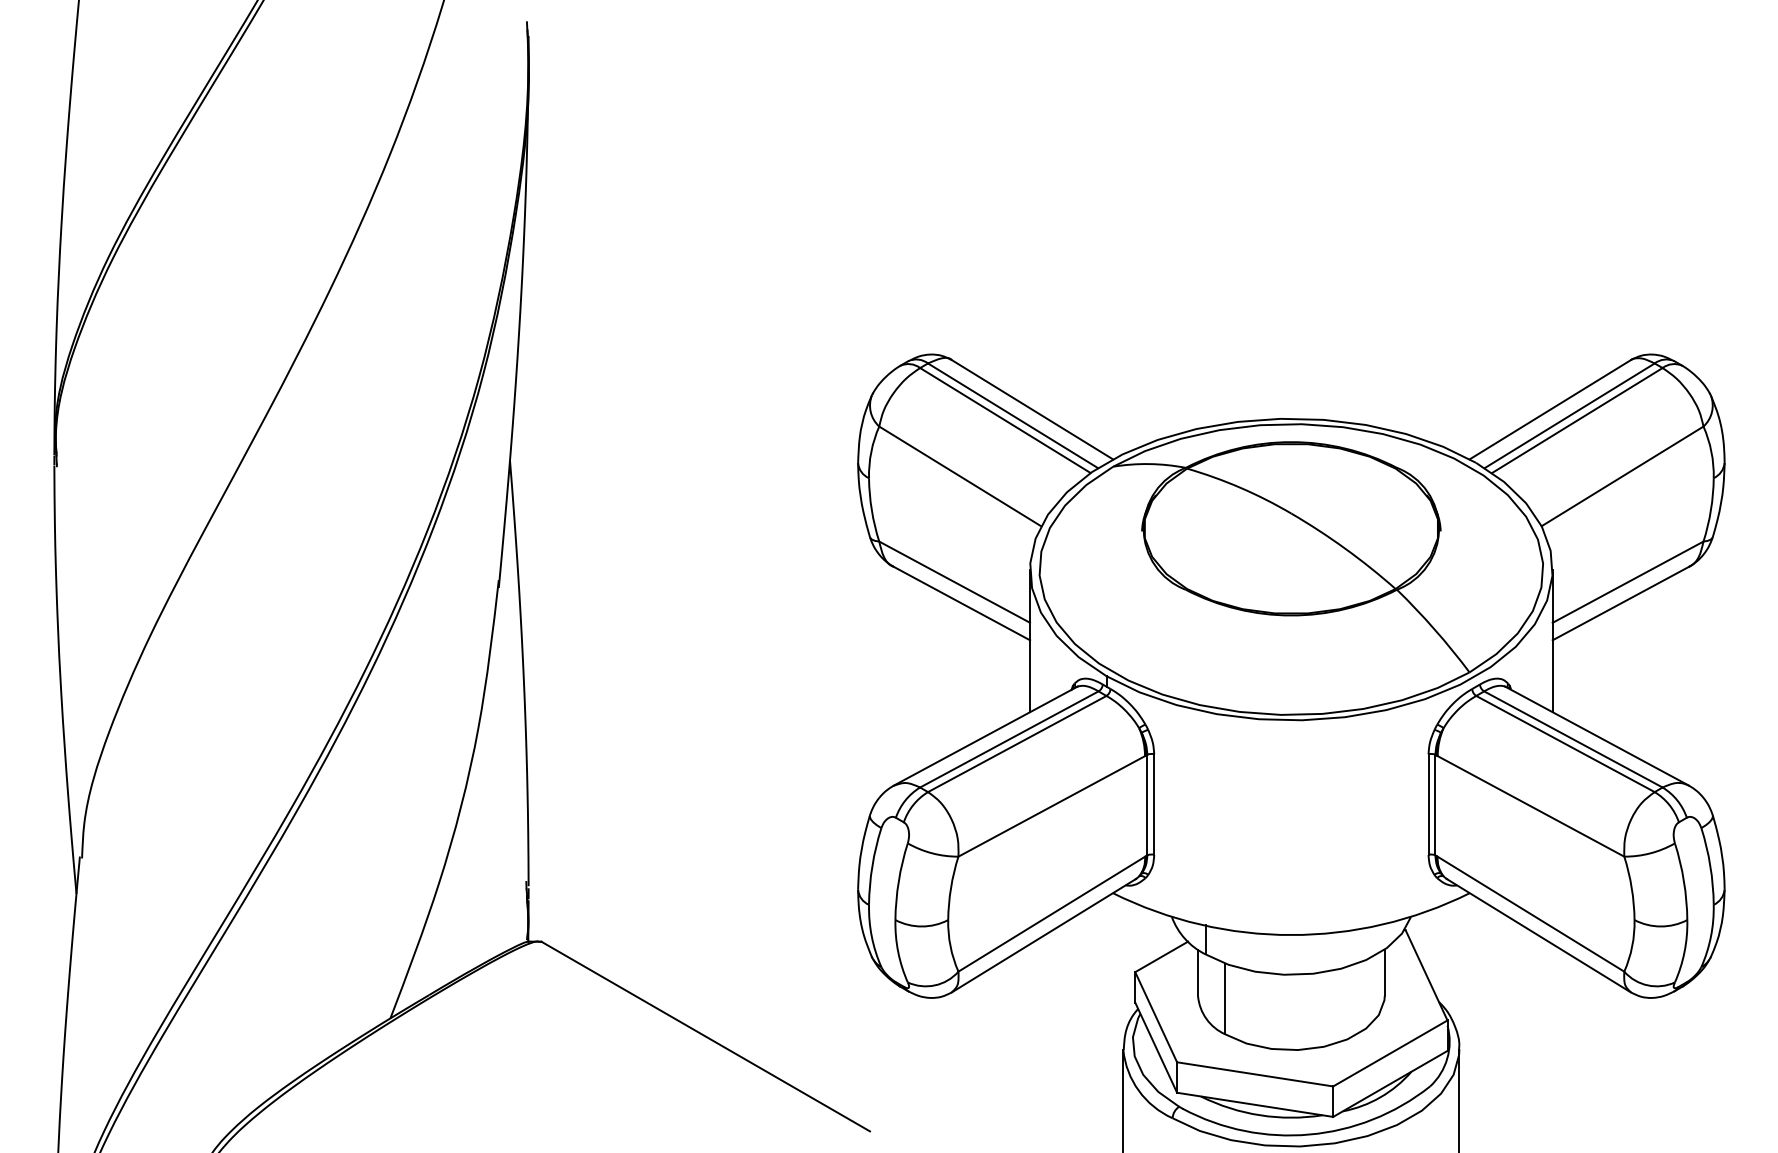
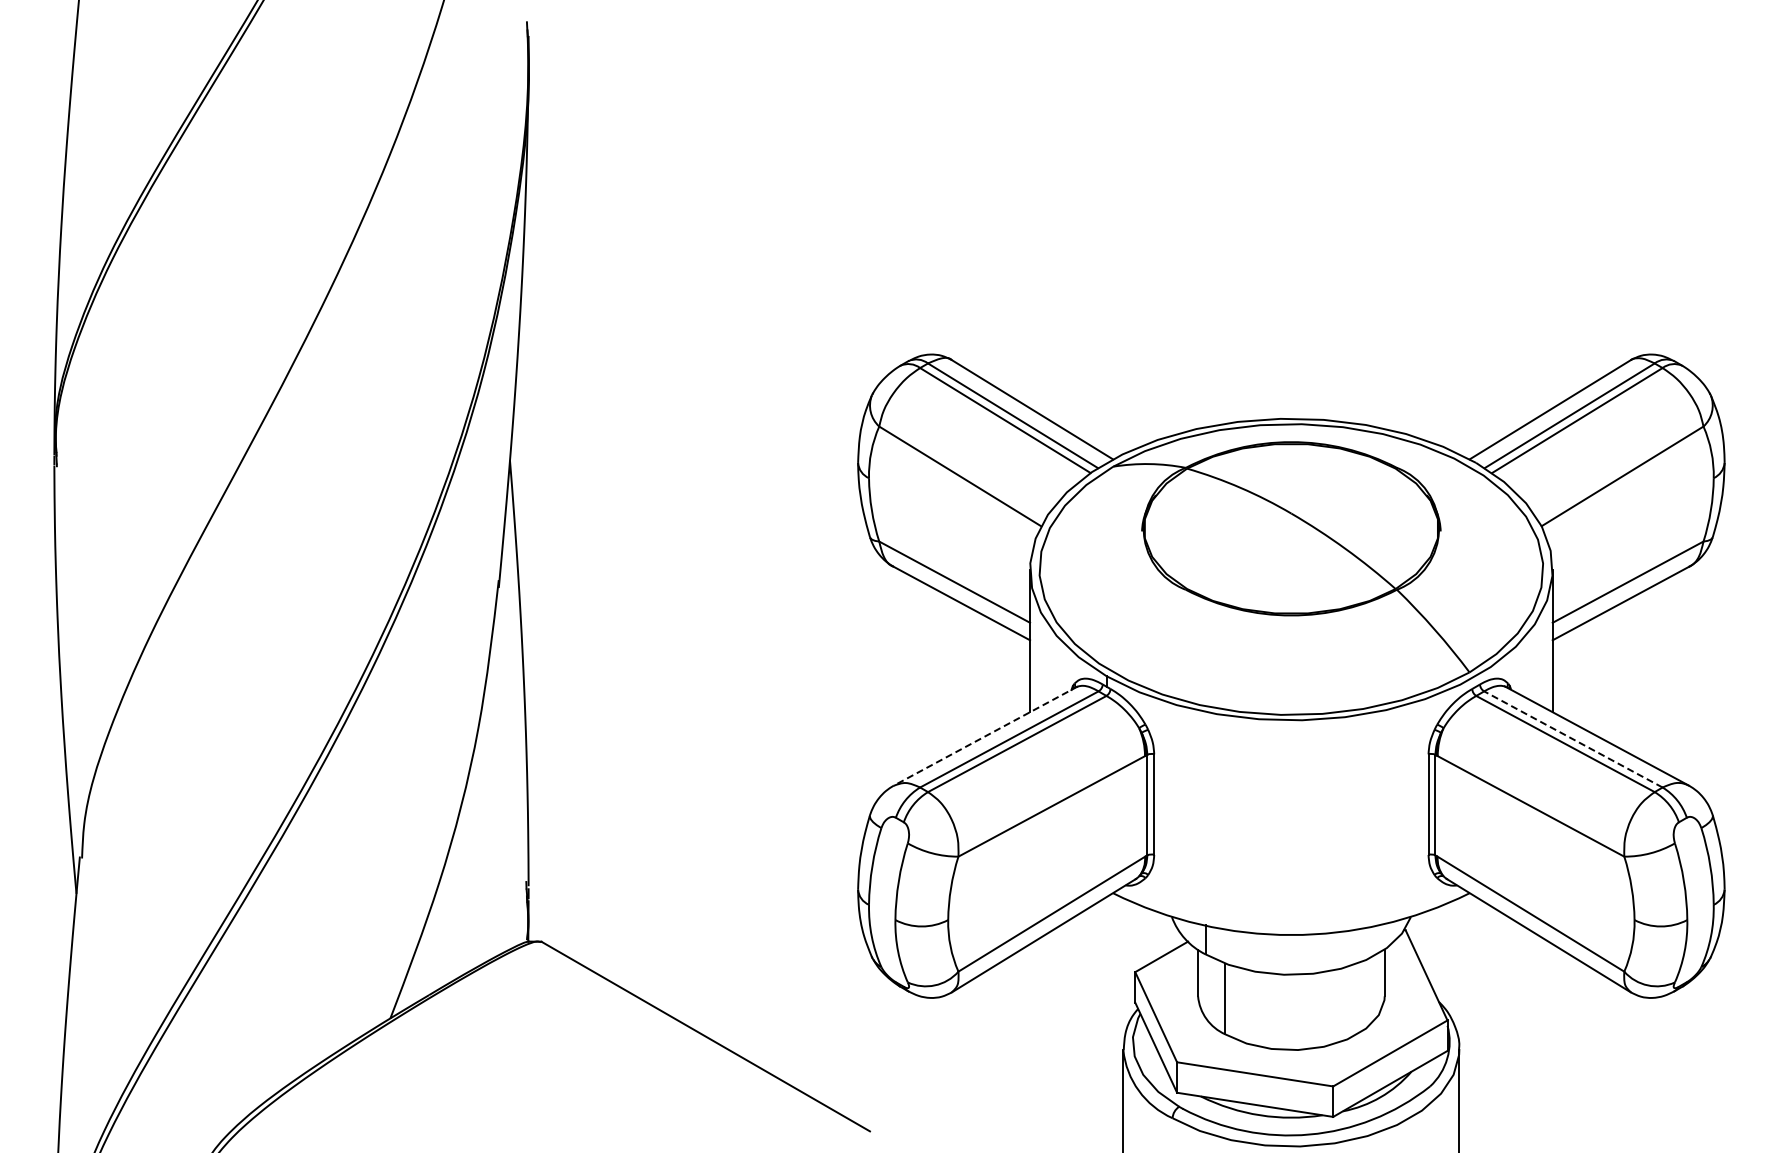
line: solid -> dashed (985, 736)
line: solid -> dashed (1572, 739)
